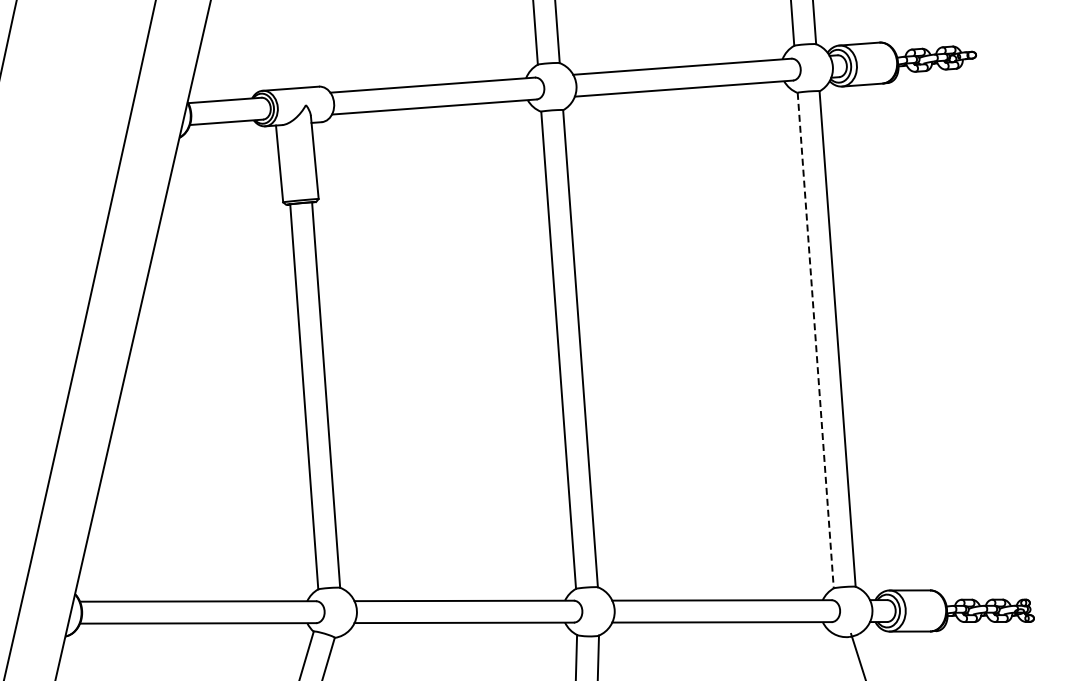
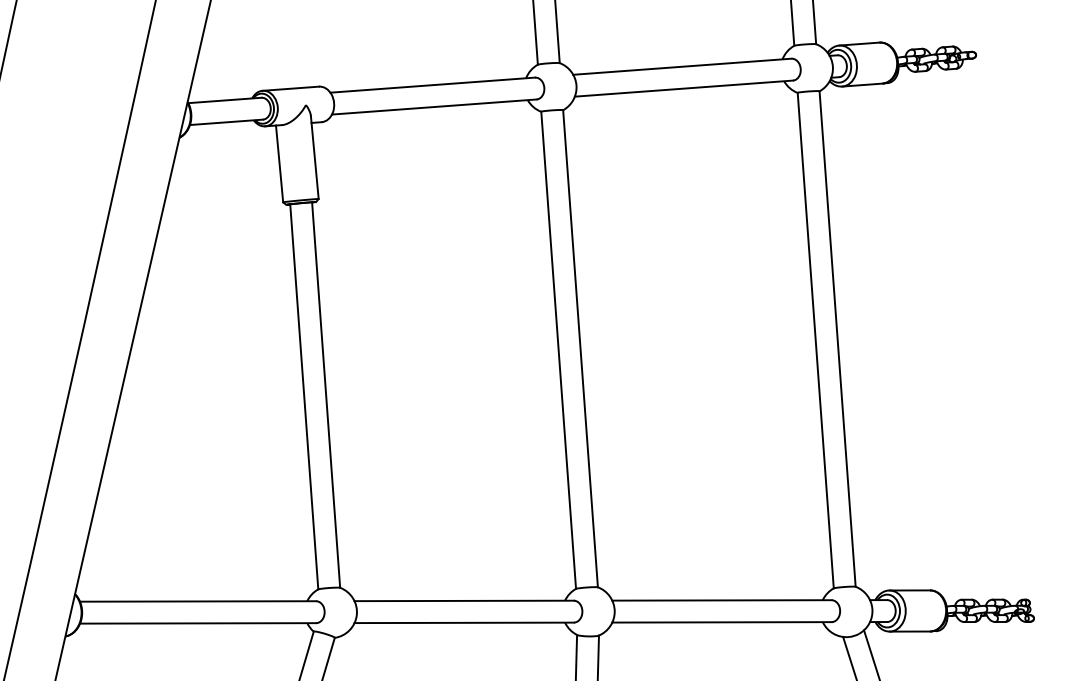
line: dashed -> solid (815, 341)
line: none -> present (871, 653)
line position: (858, 655) -> (849, 656) (849, 656)
